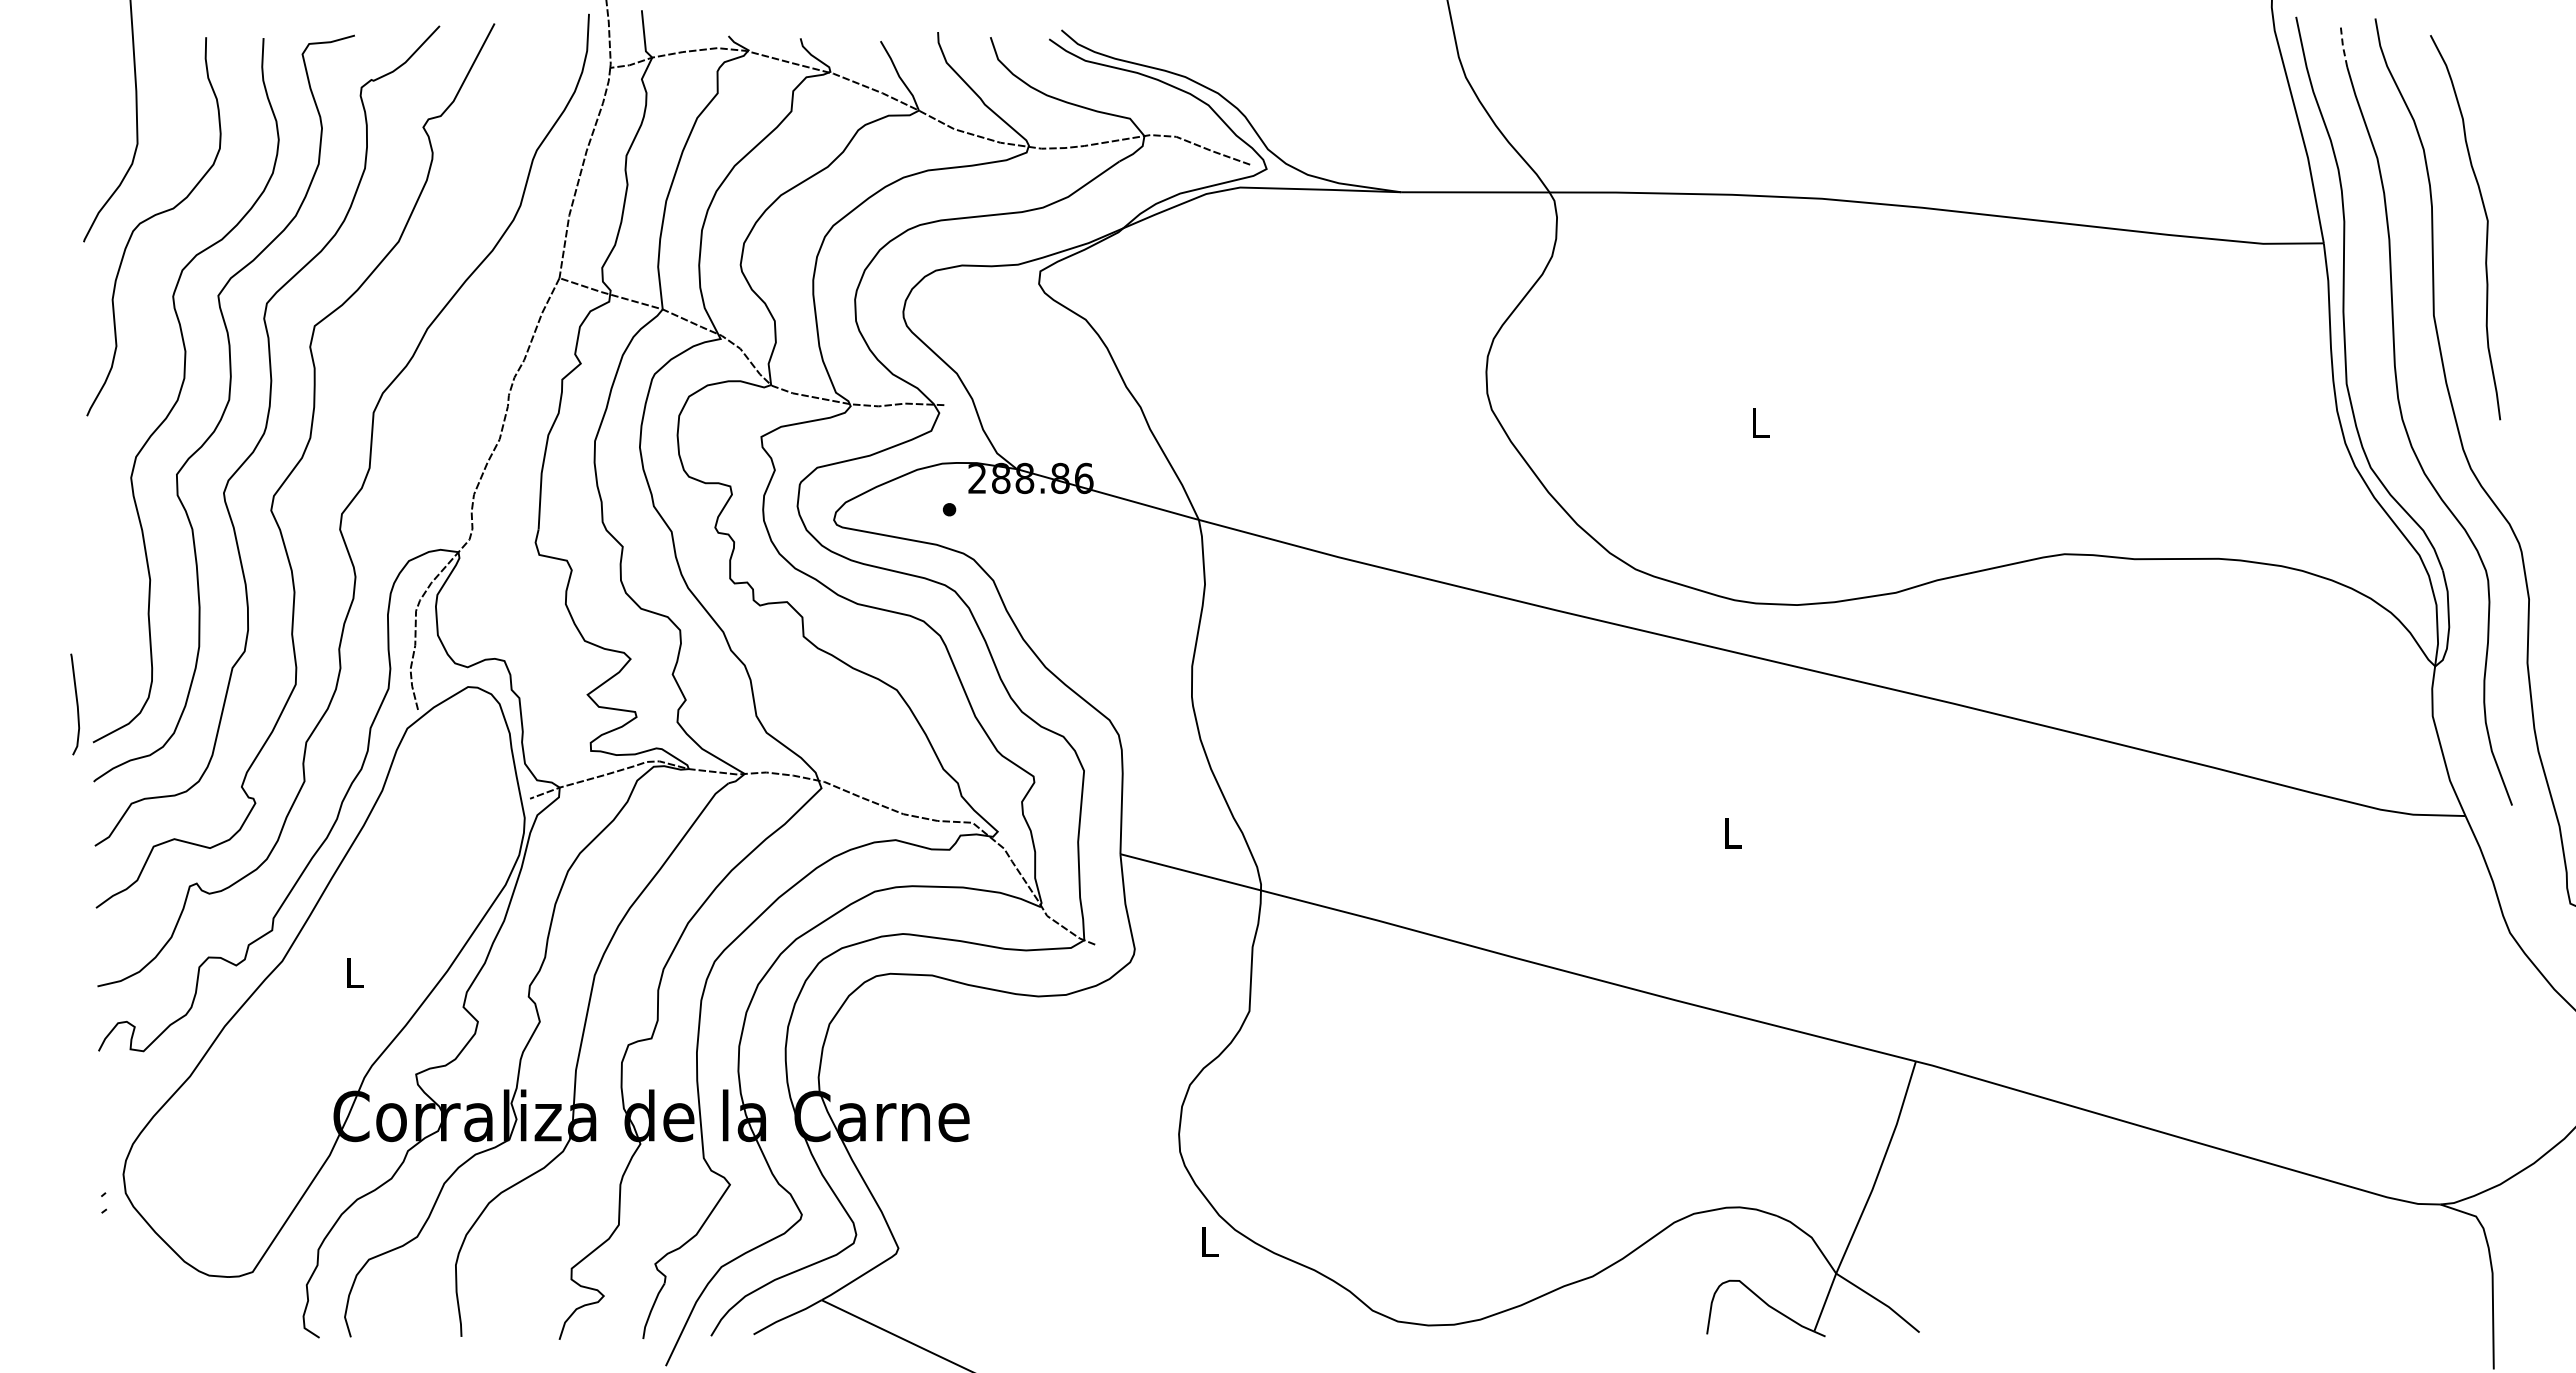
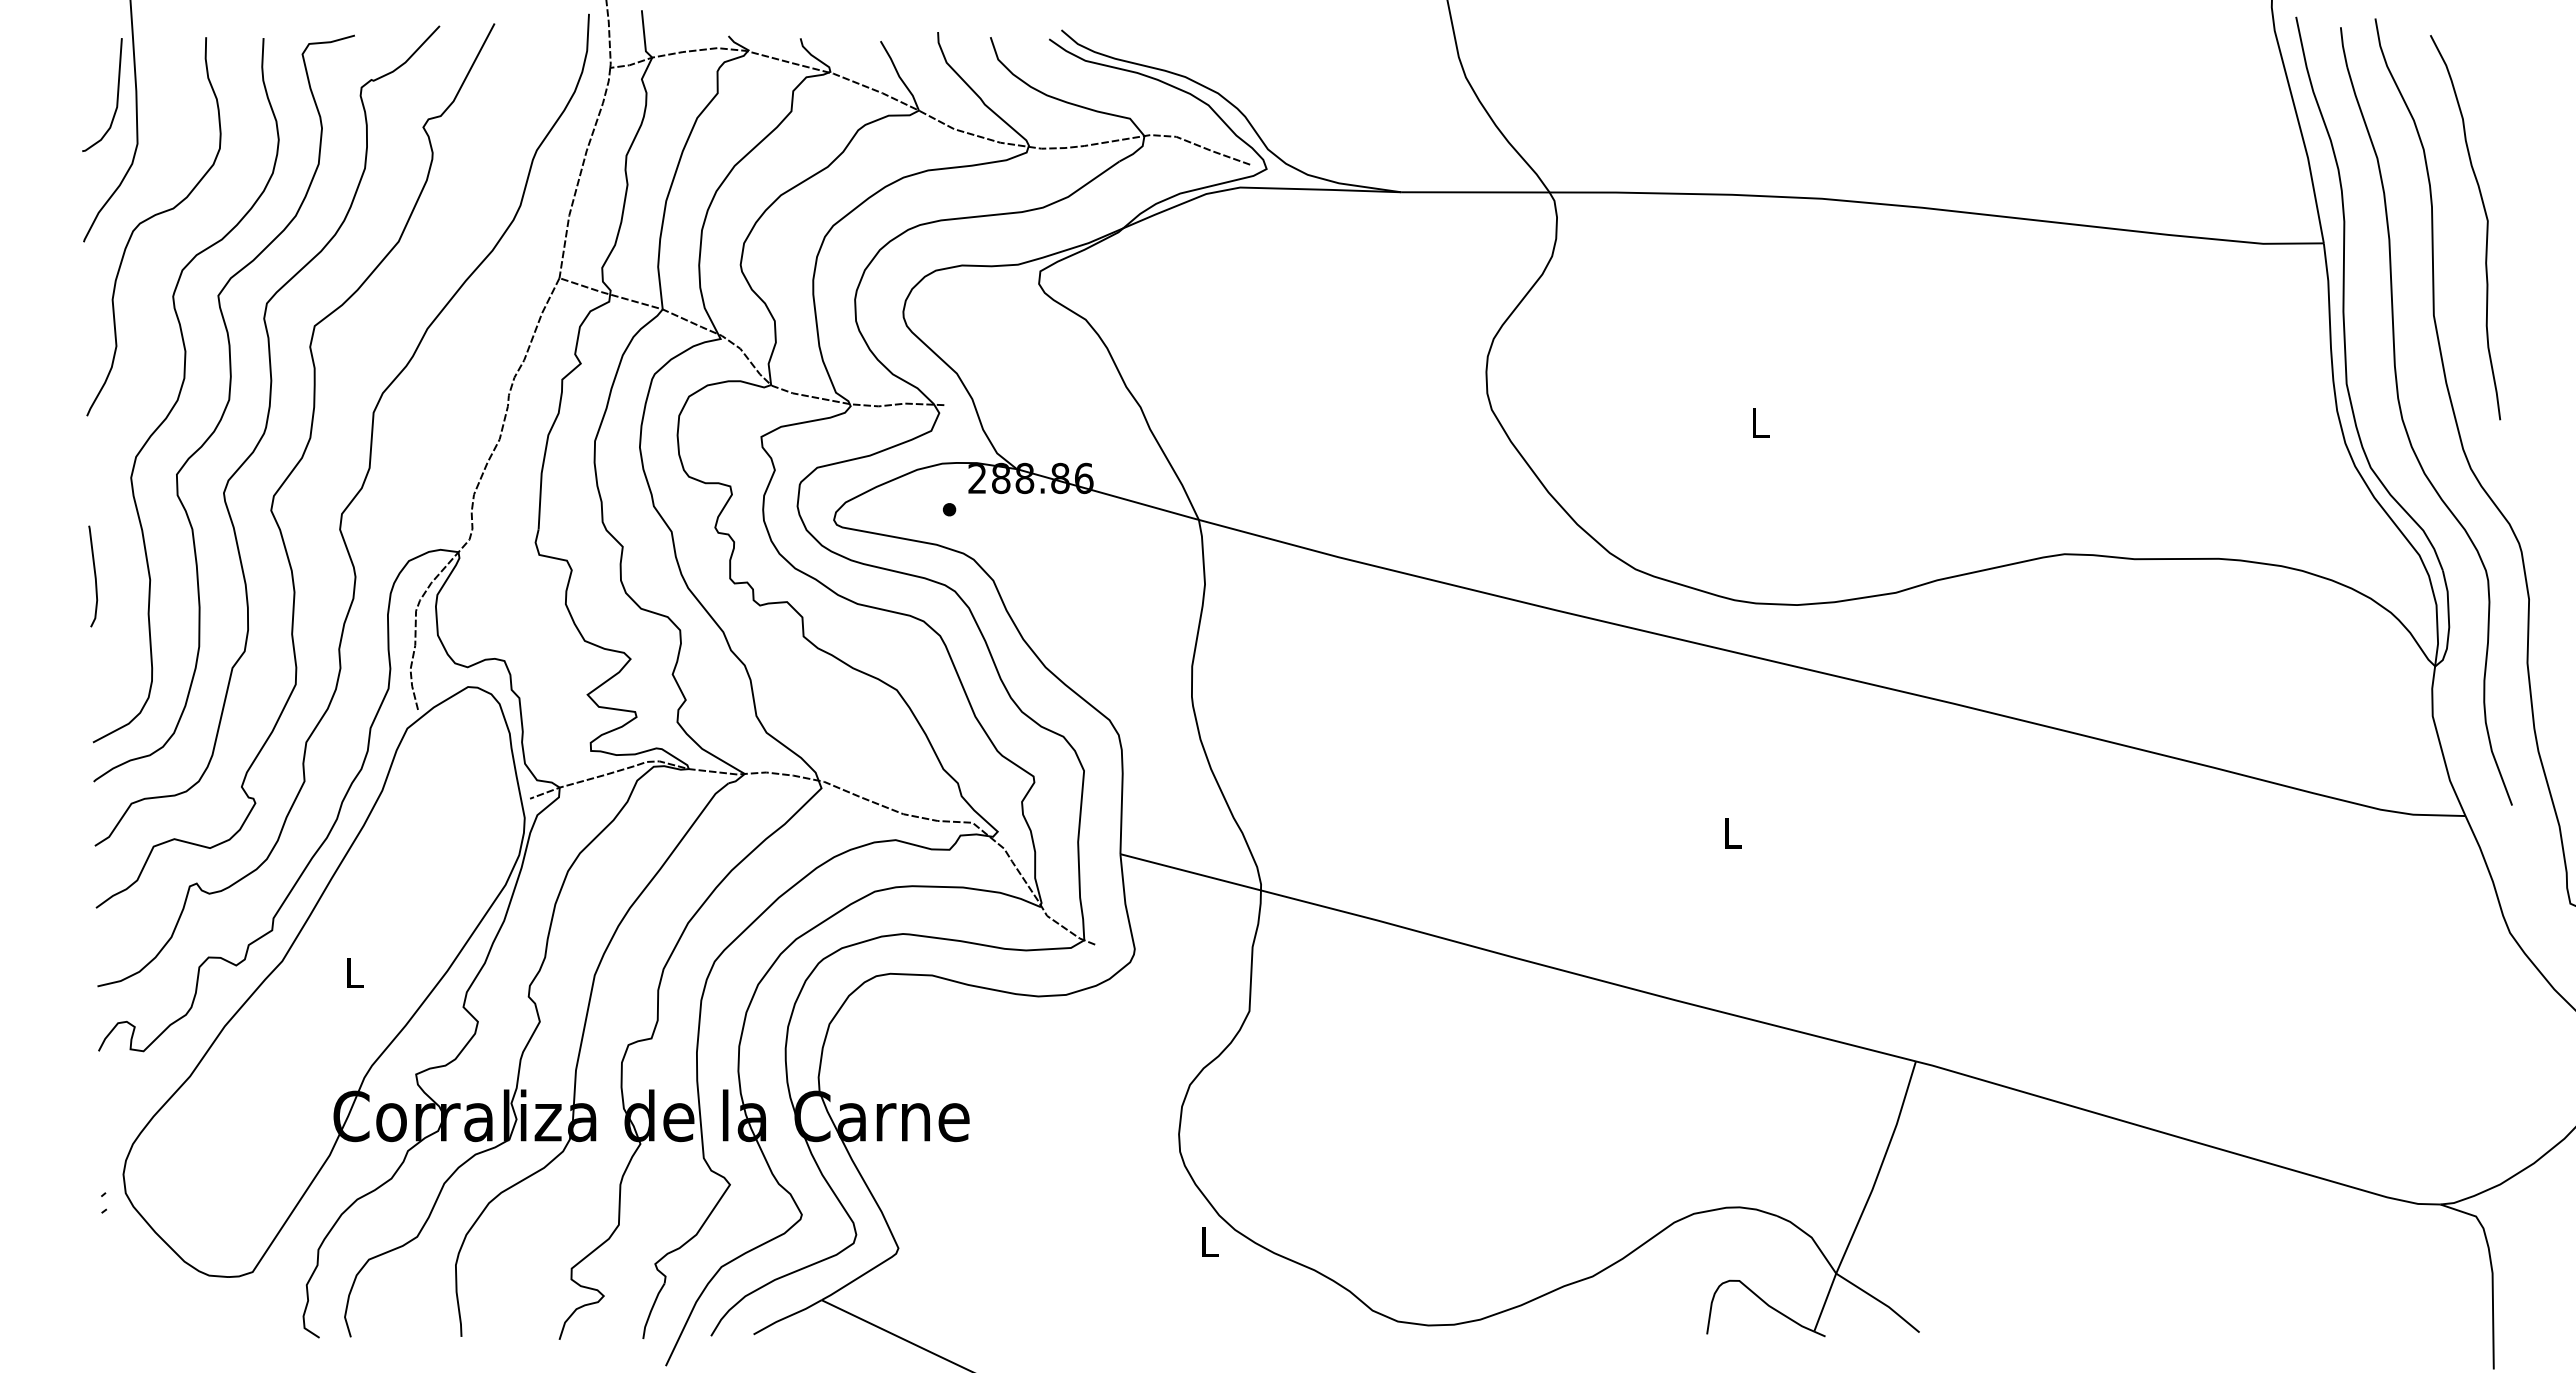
line: dashed -> solid (2342, 46)
curve: none -> present (116, 97)
curve position: (76, 704) -> (94, 576) (94, 576)
